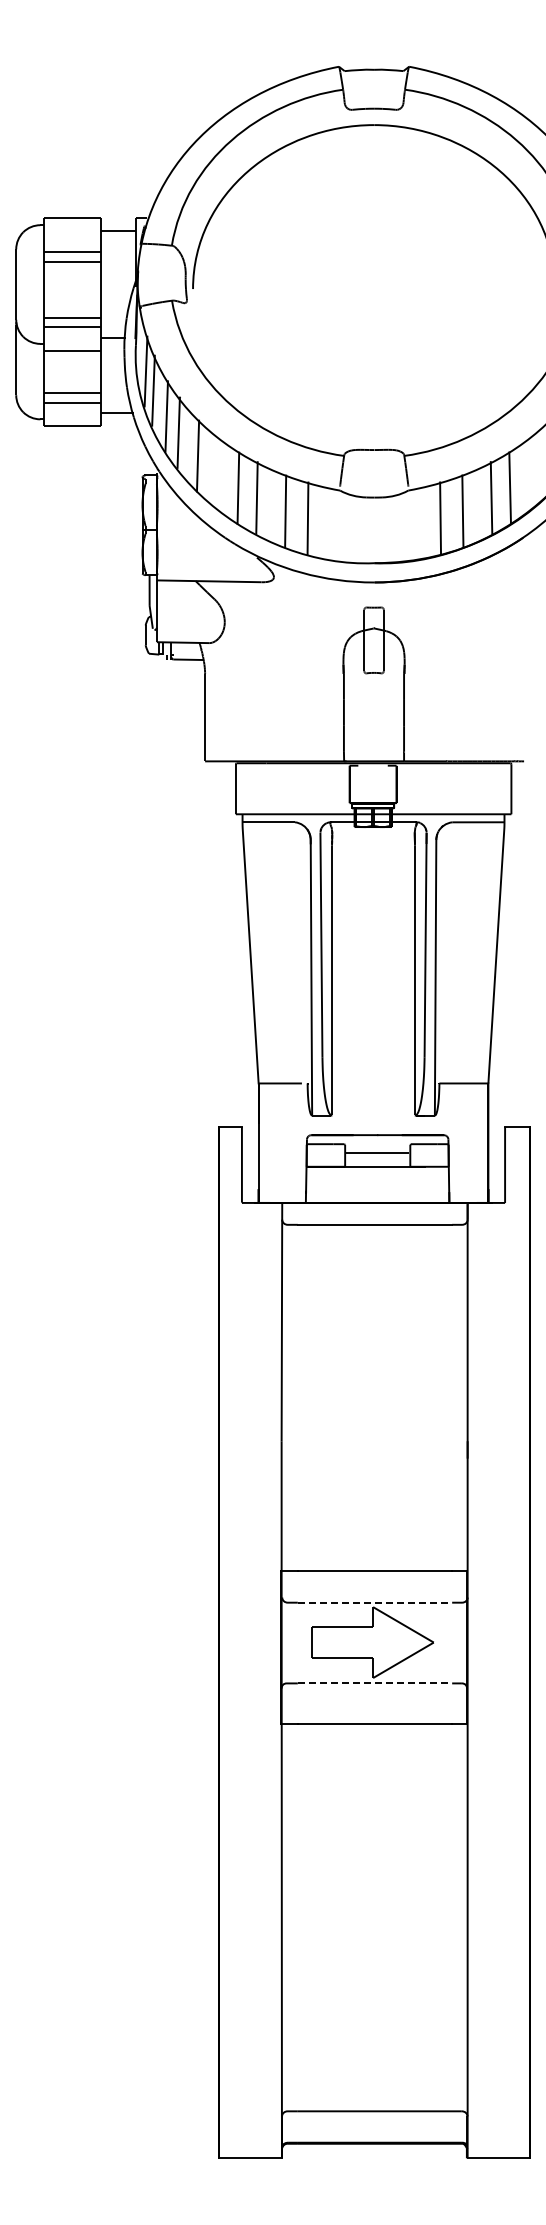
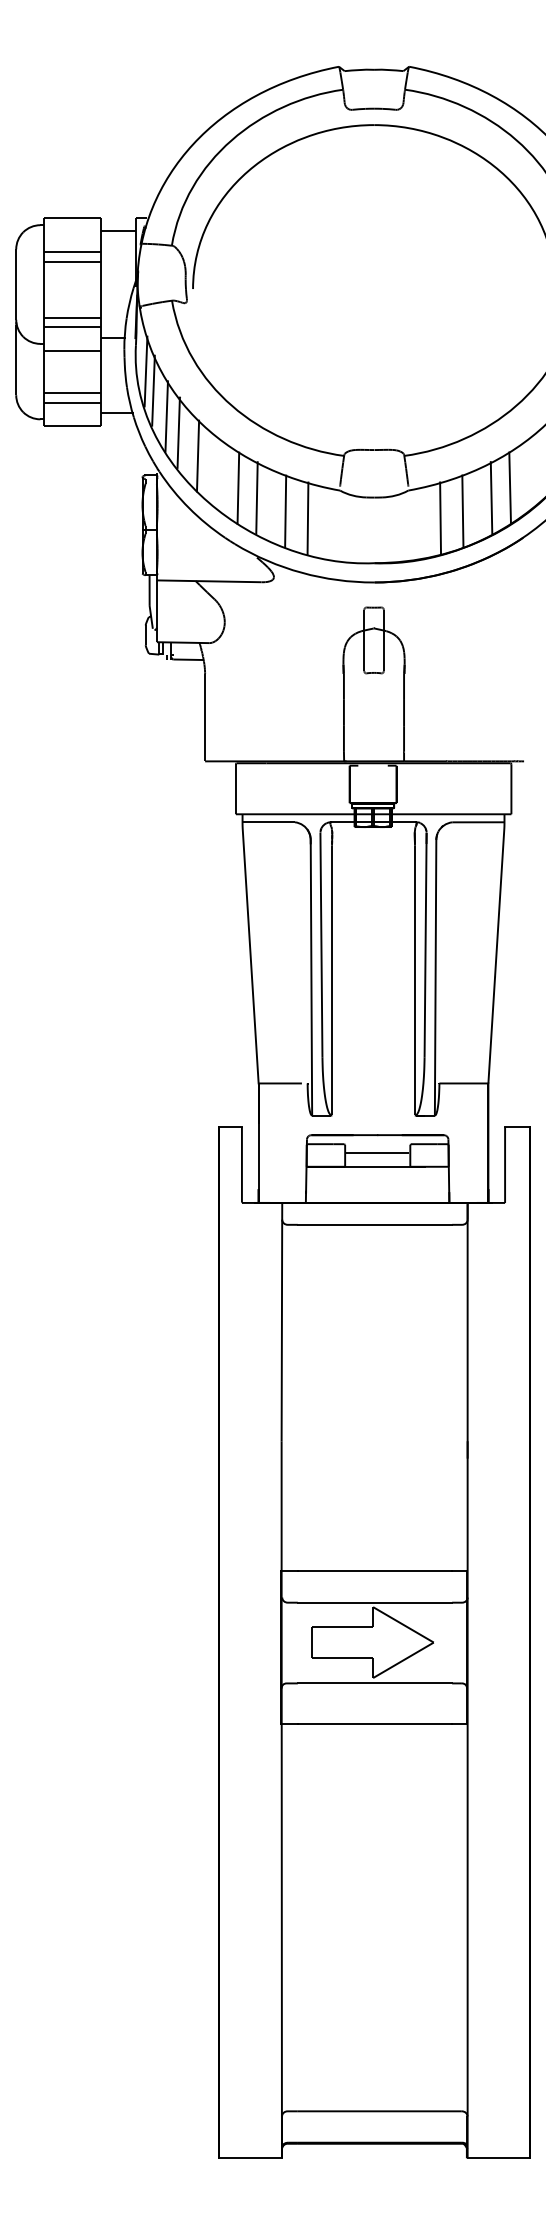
line: dashed -> solid (375, 1602)
line: dashed -> solid (375, 1683)
